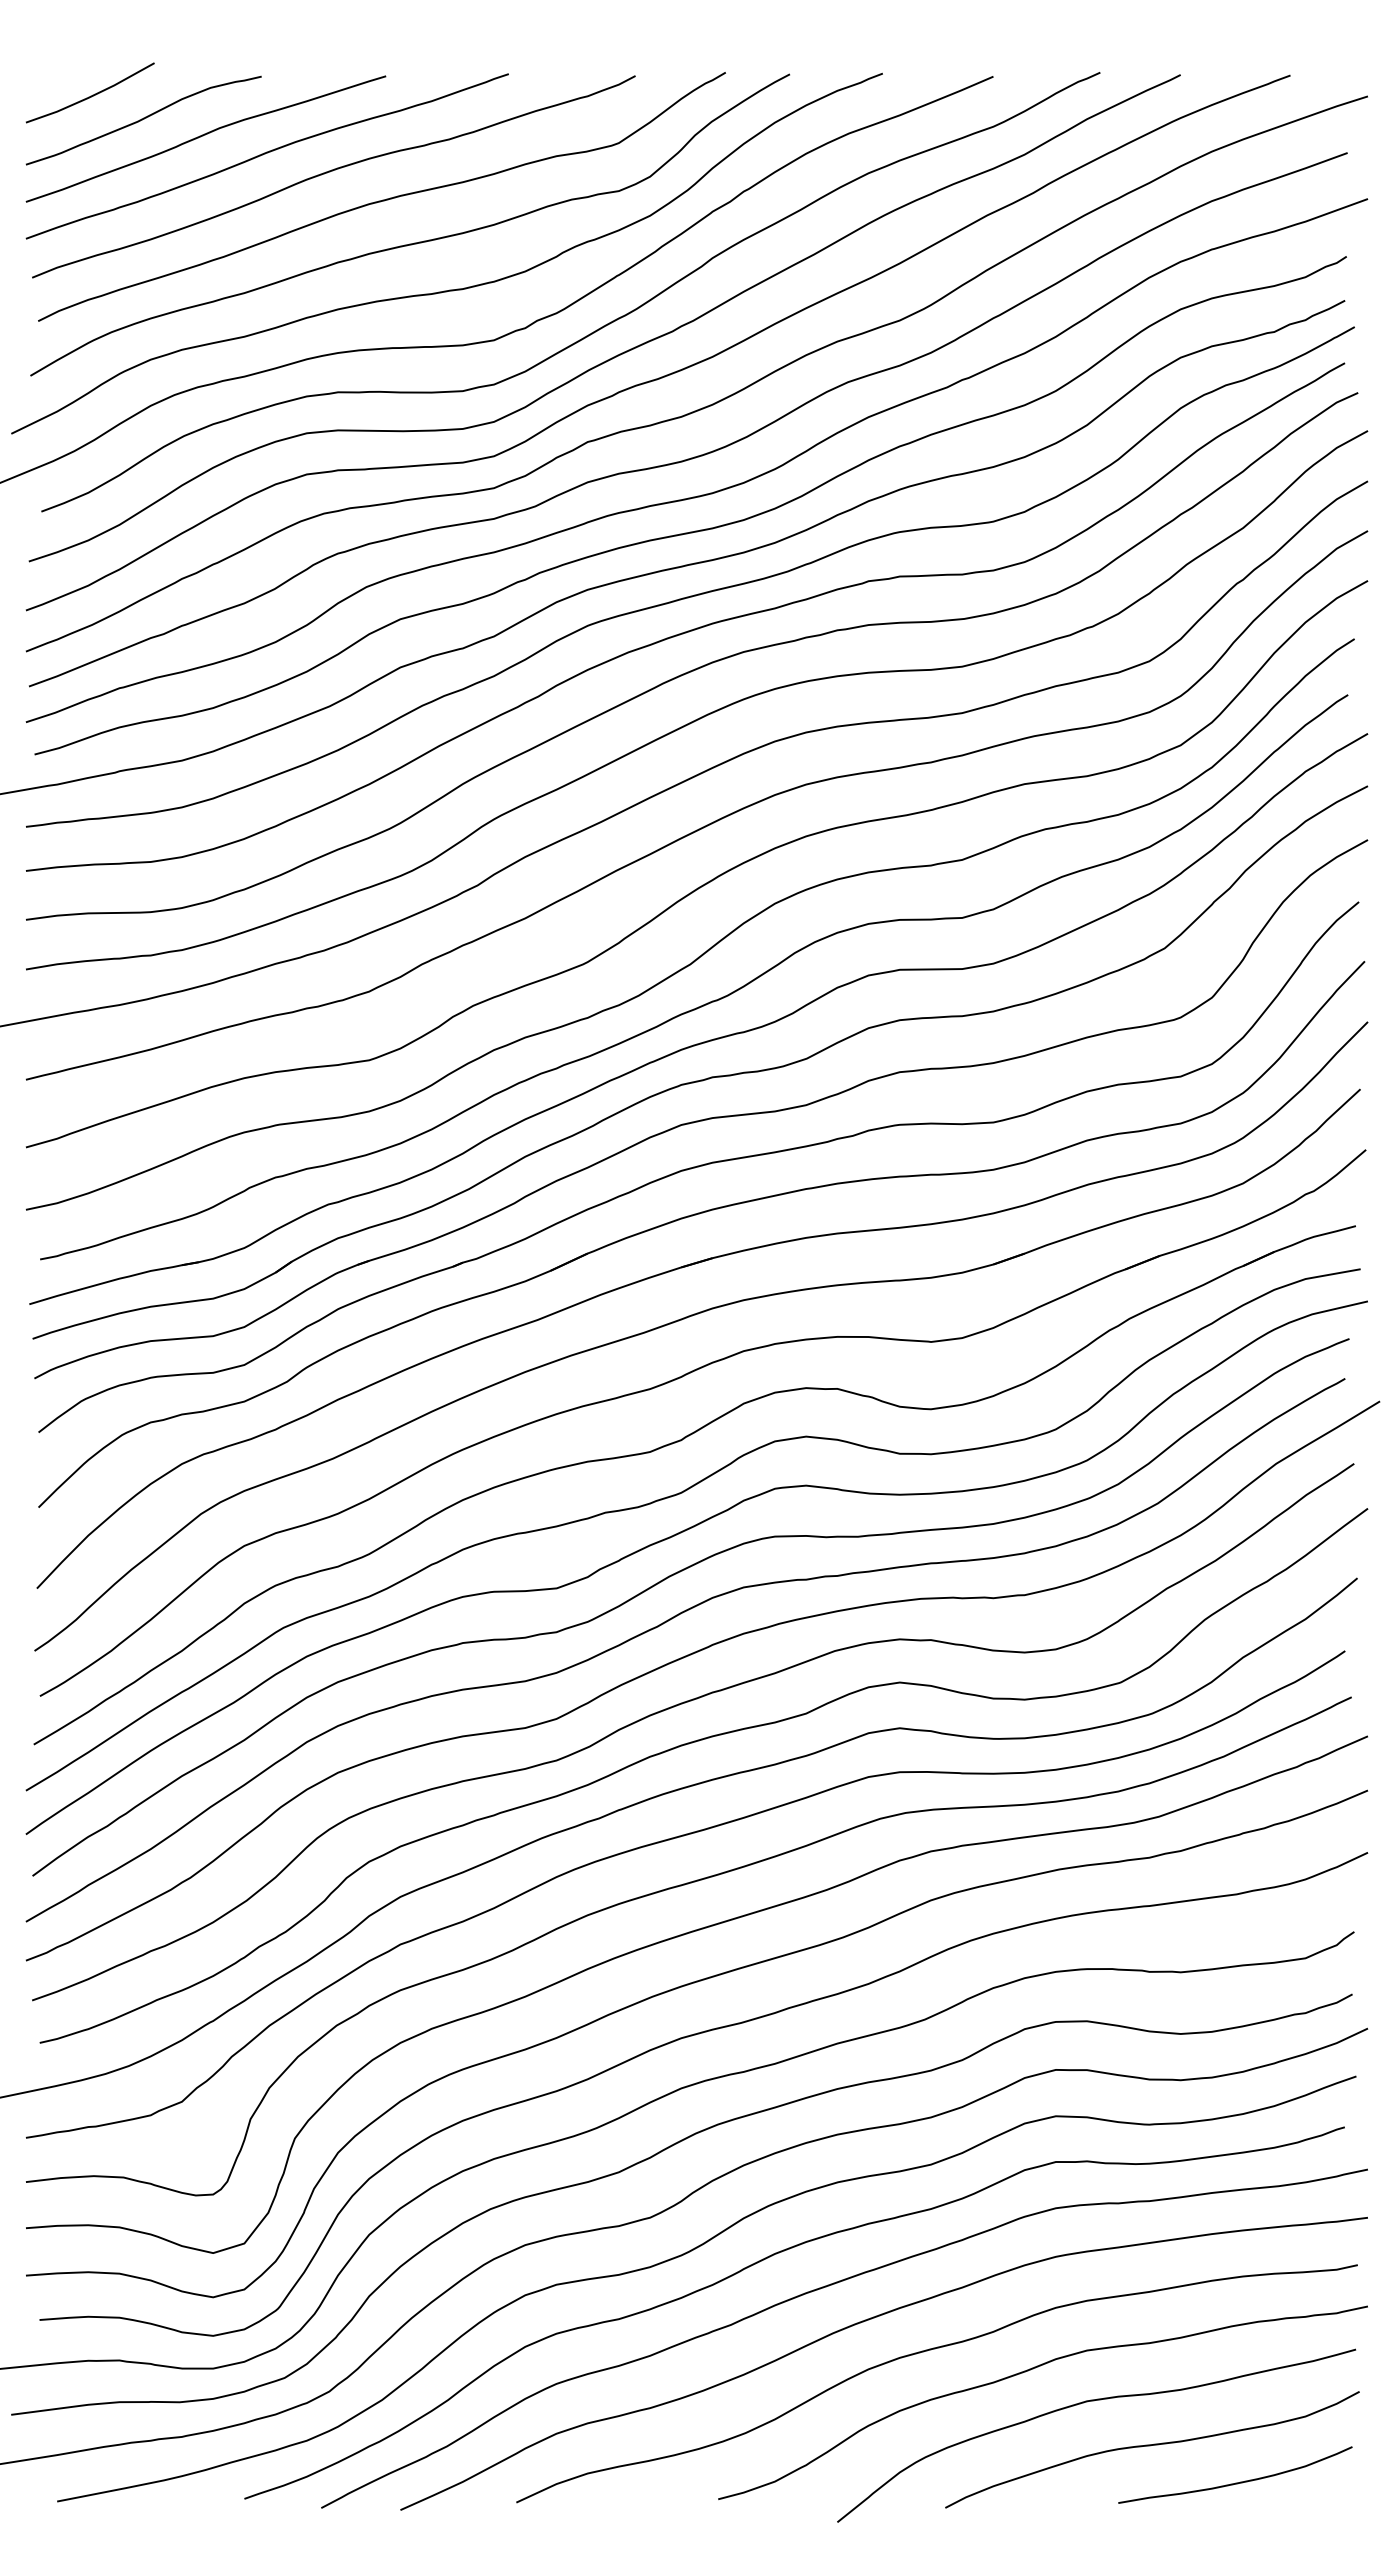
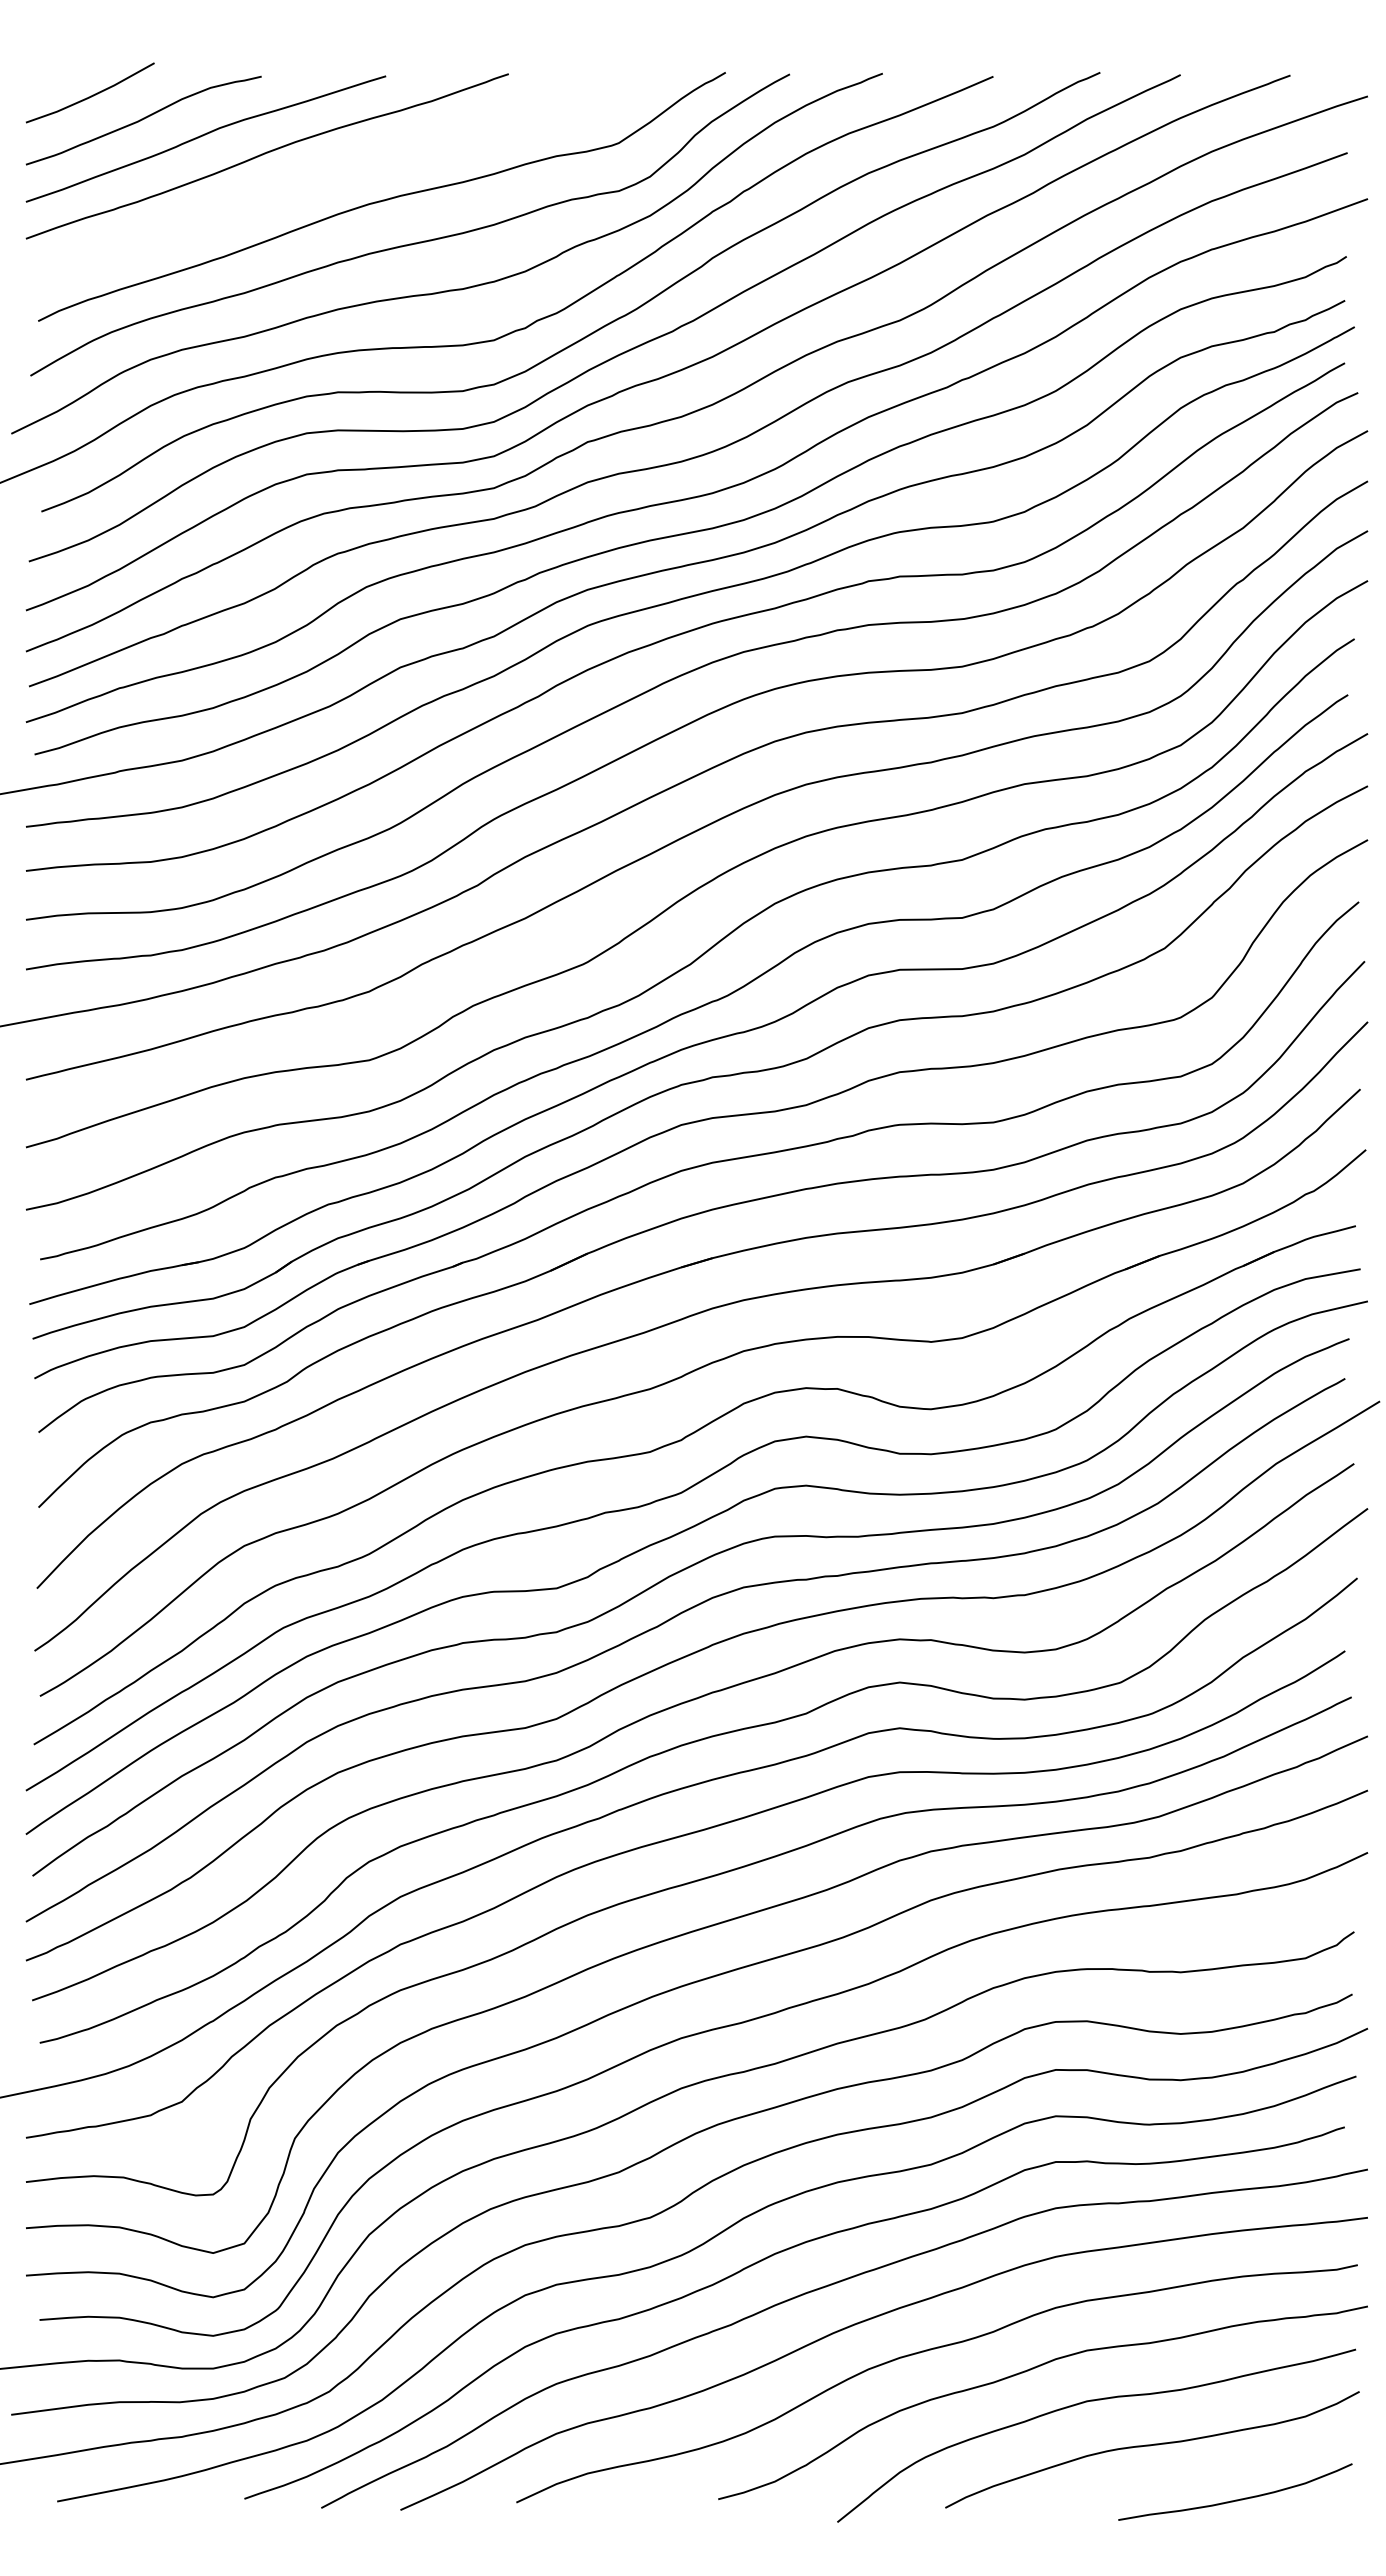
curve: present -> none (330, 172)
curve position: (1235, 2482) -> (1235, 2499) (1235, 2499)
